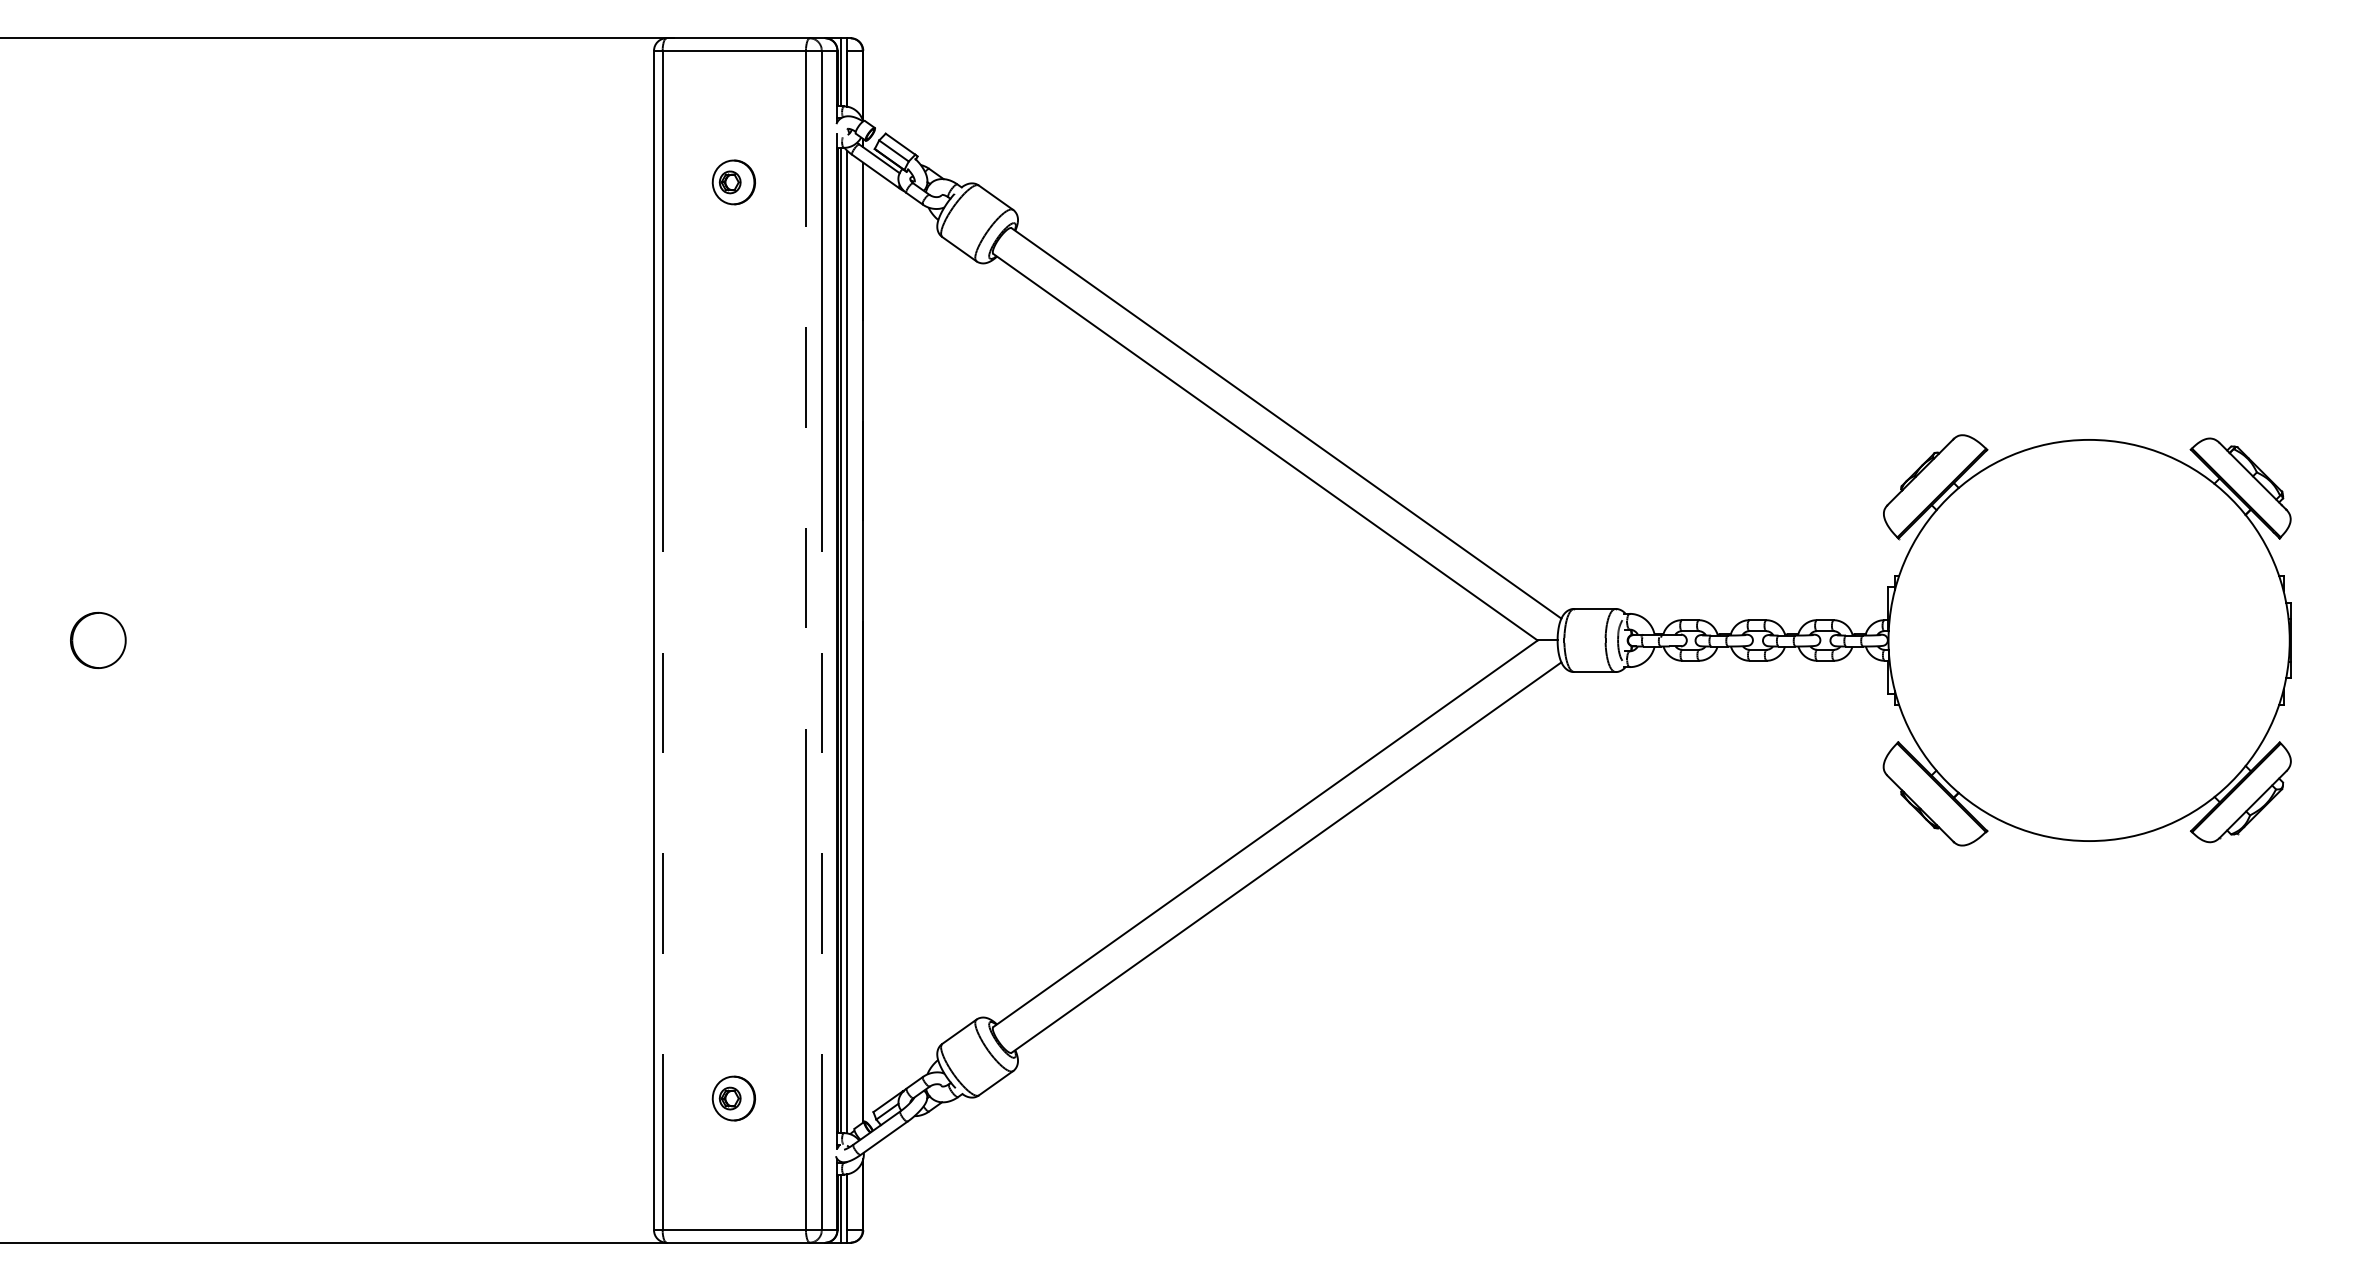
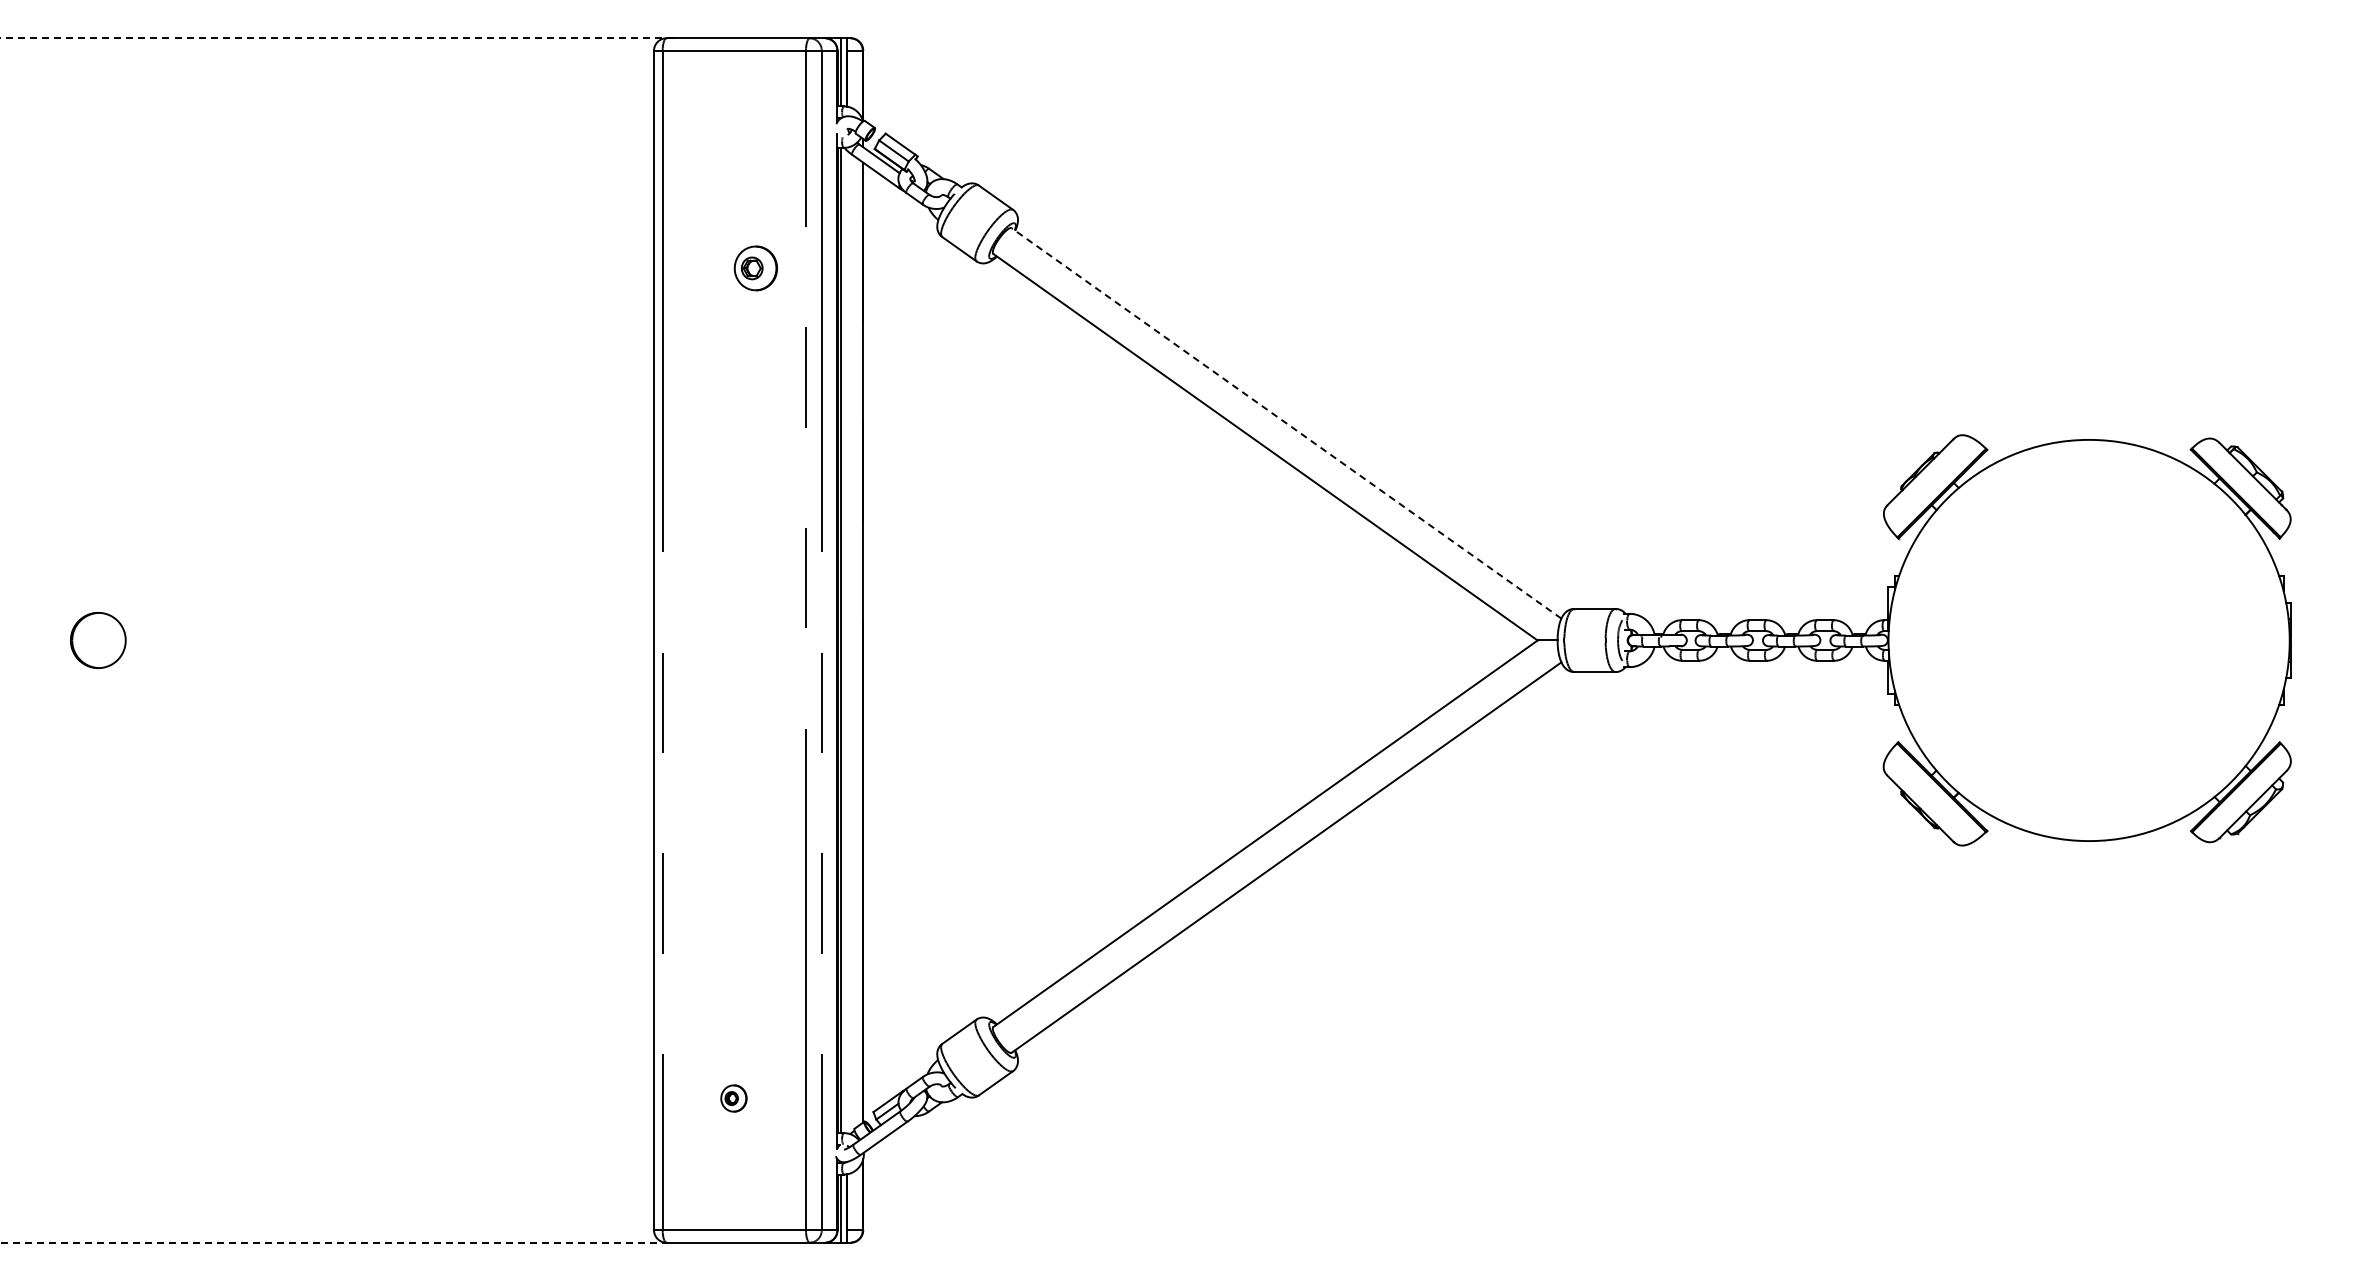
line: solid -> dashed (337, 38)
part position: (733, 182) -> (755, 268) (755, 268)
line: solid -> dashed (1286, 423)
line: present -> none (847, 641)
part size: 46x47 px -> 28x29 px (733, 1098)
line: solid -> dashed (333, 1242)
